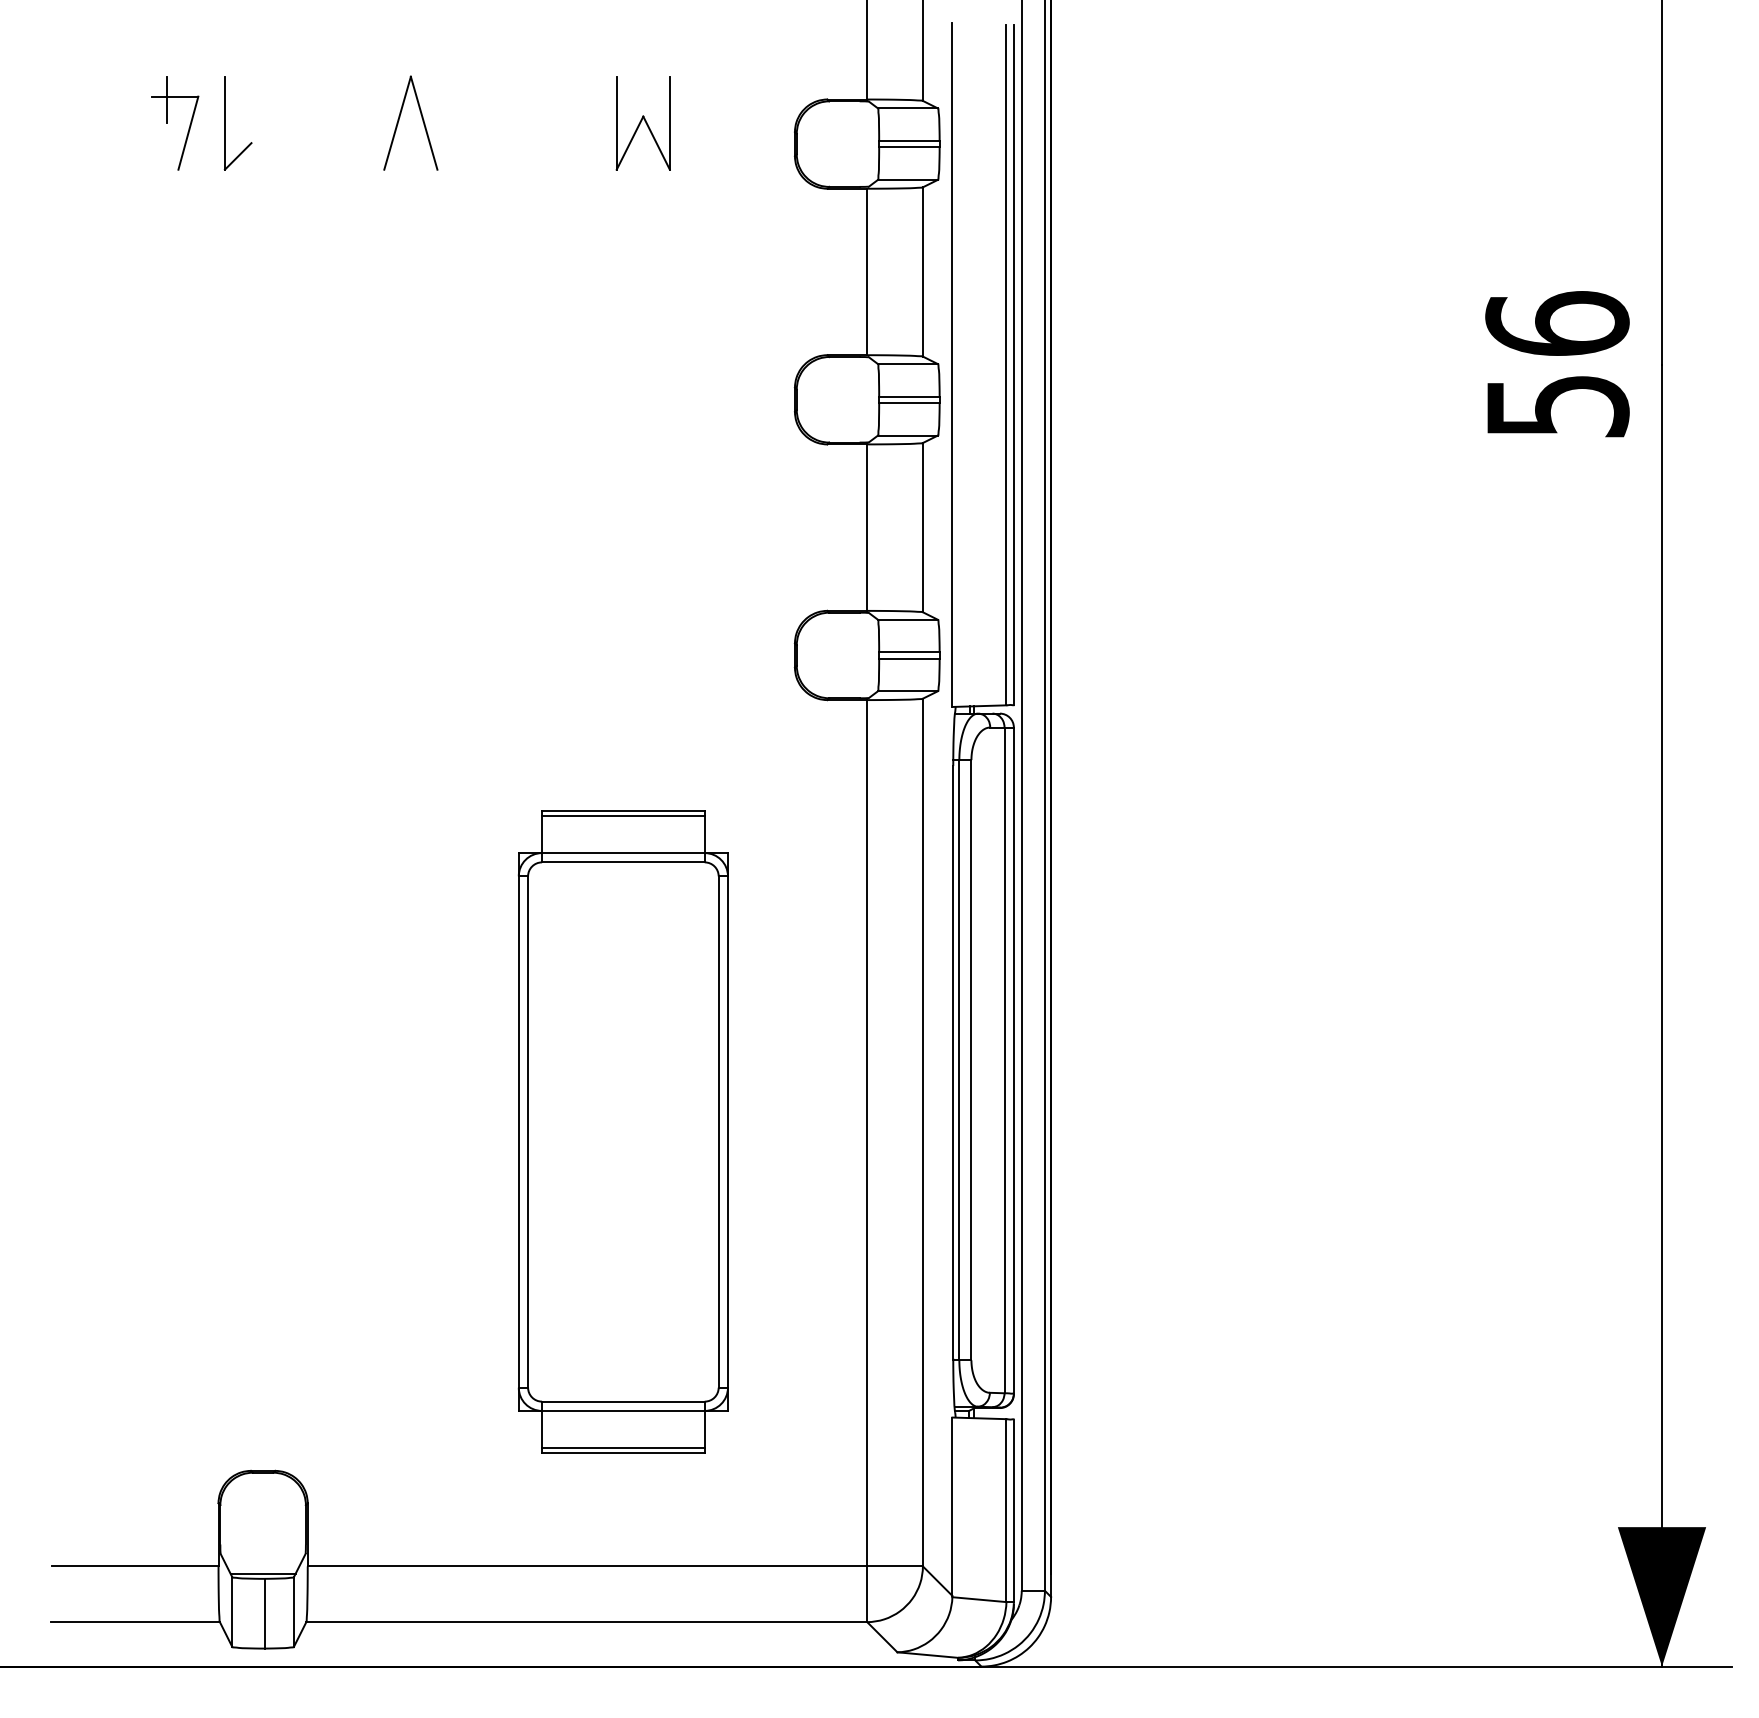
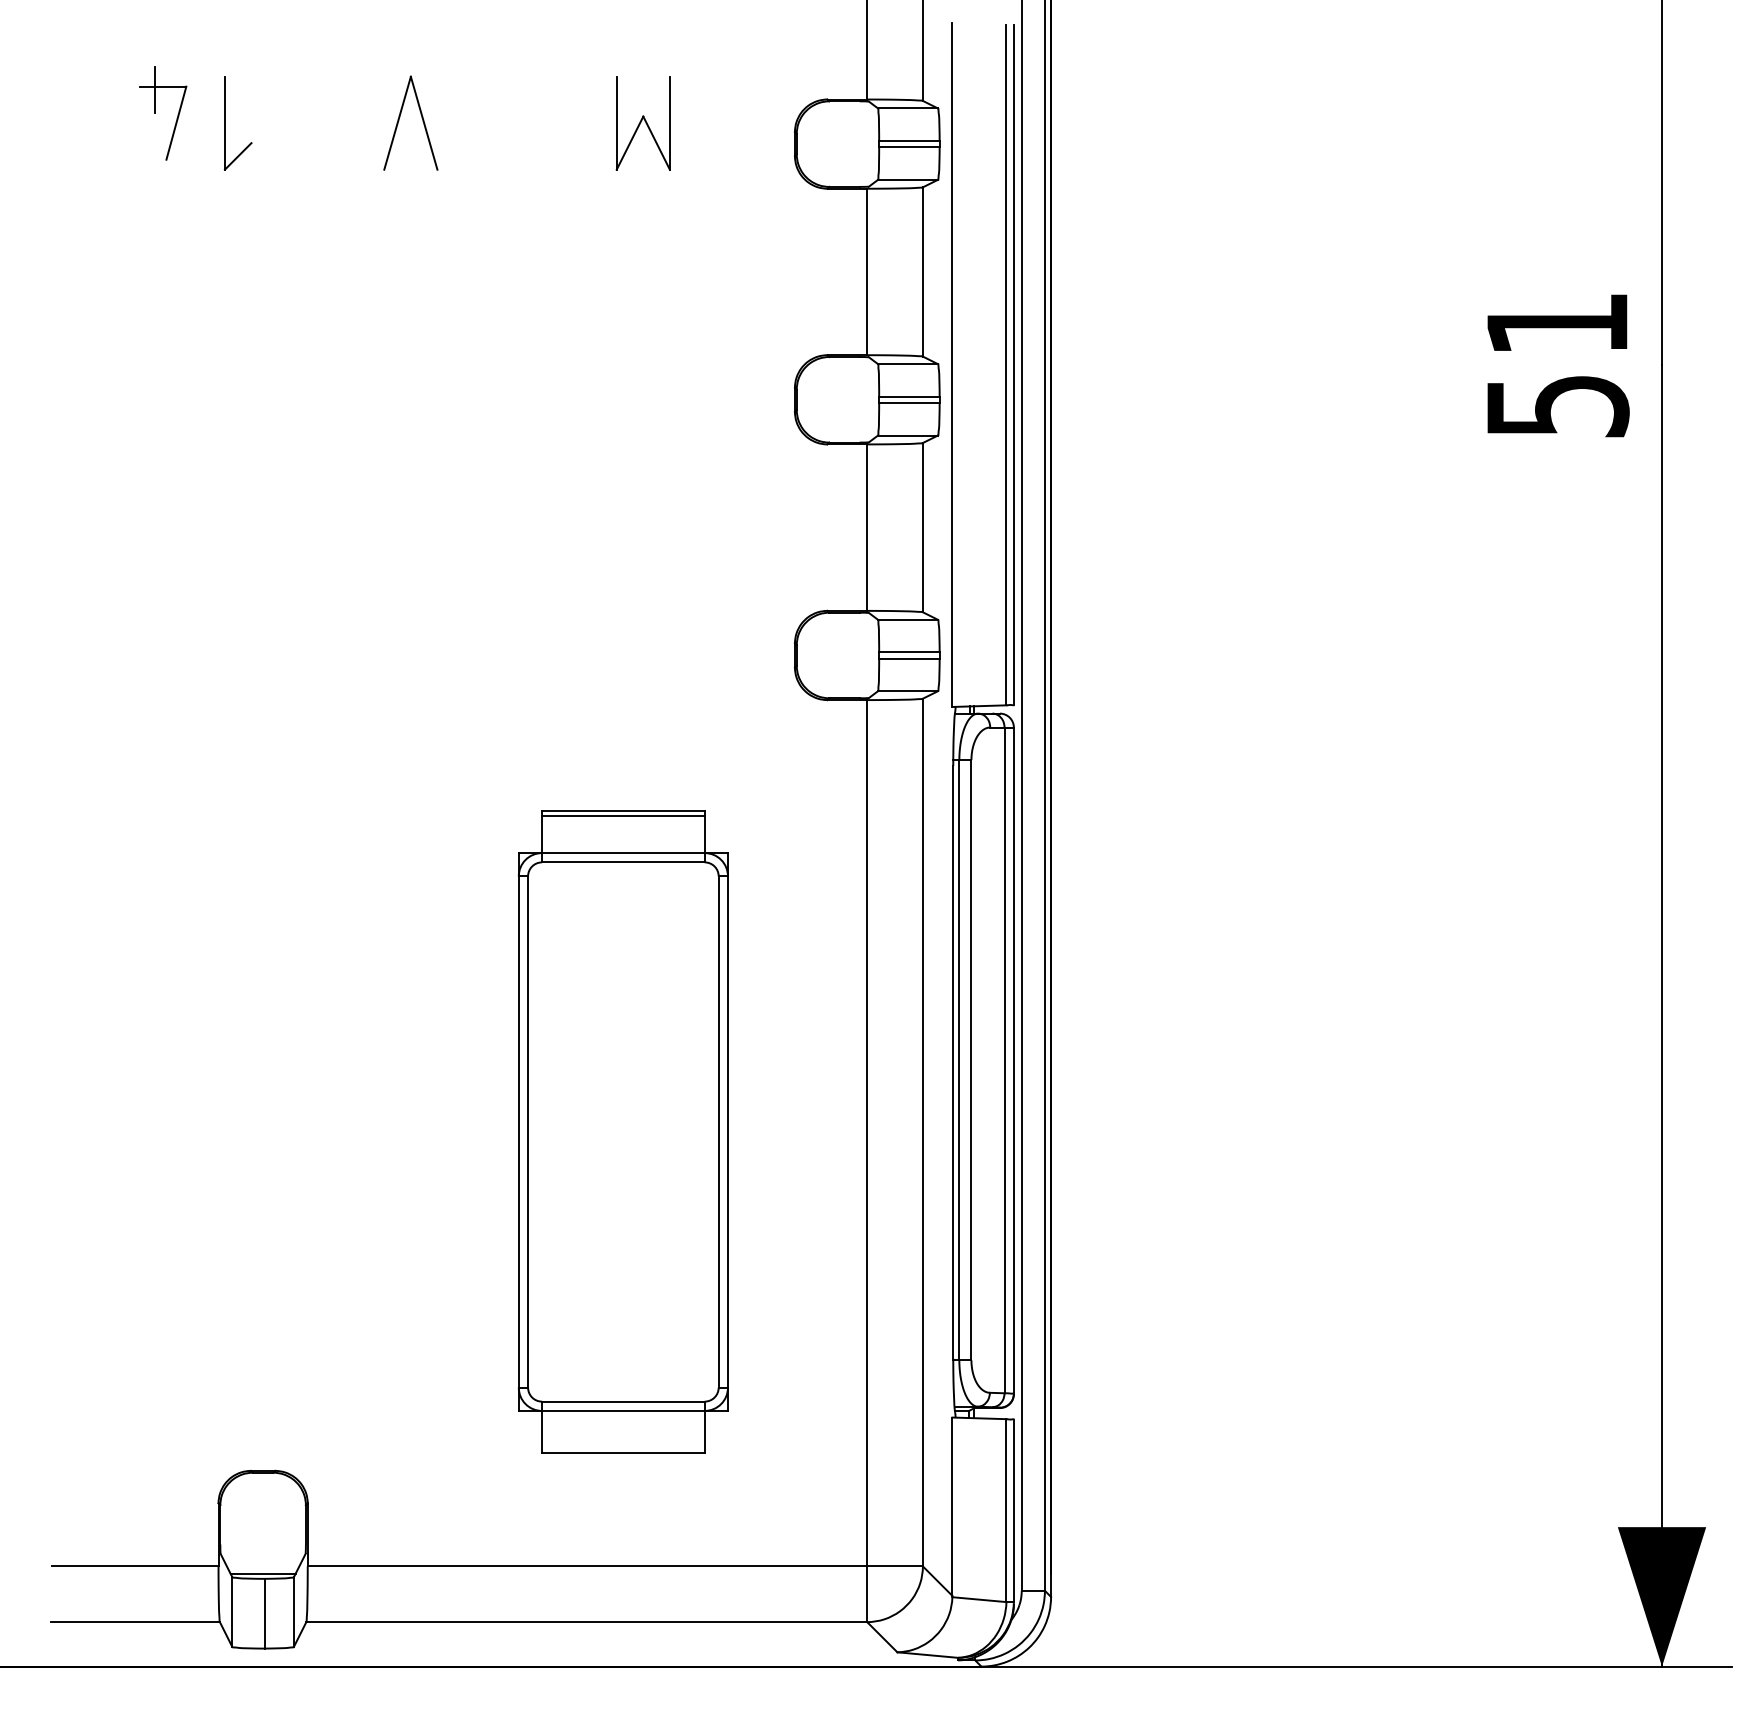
part position: (167, 123) -> (155, 113) (155, 113)
text: 56 -> 51 (1557, 323)
line: present -> none (623, 1448)
